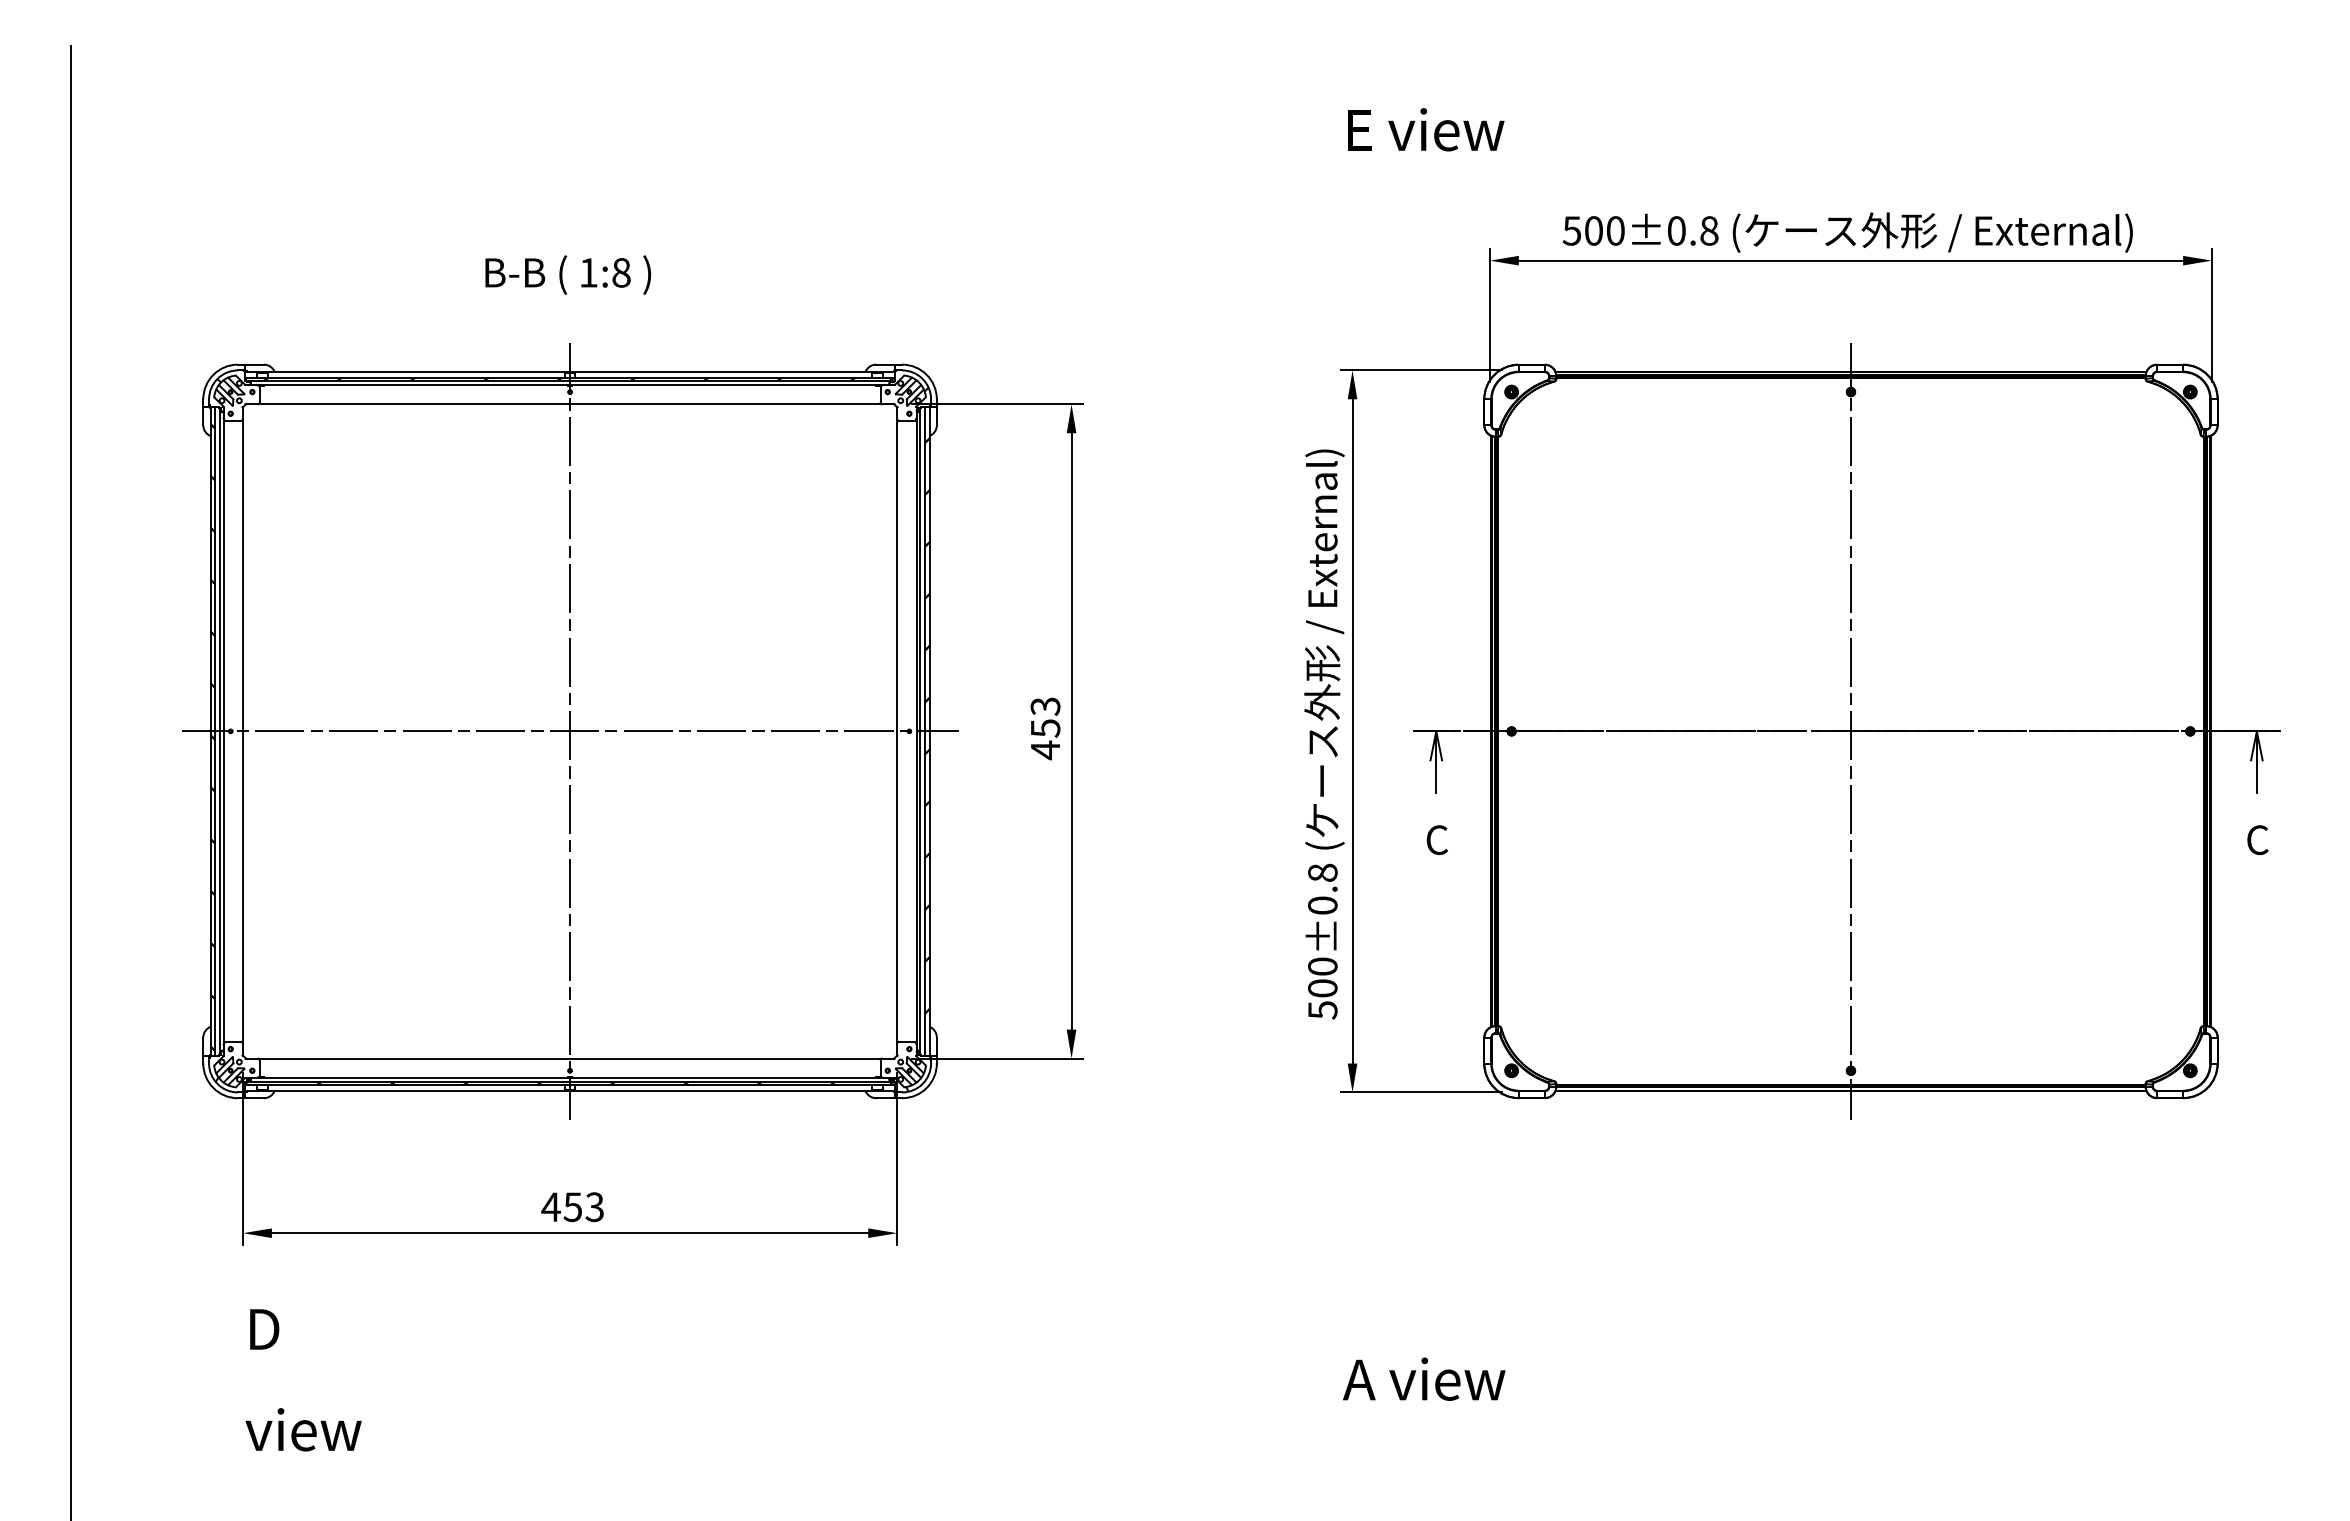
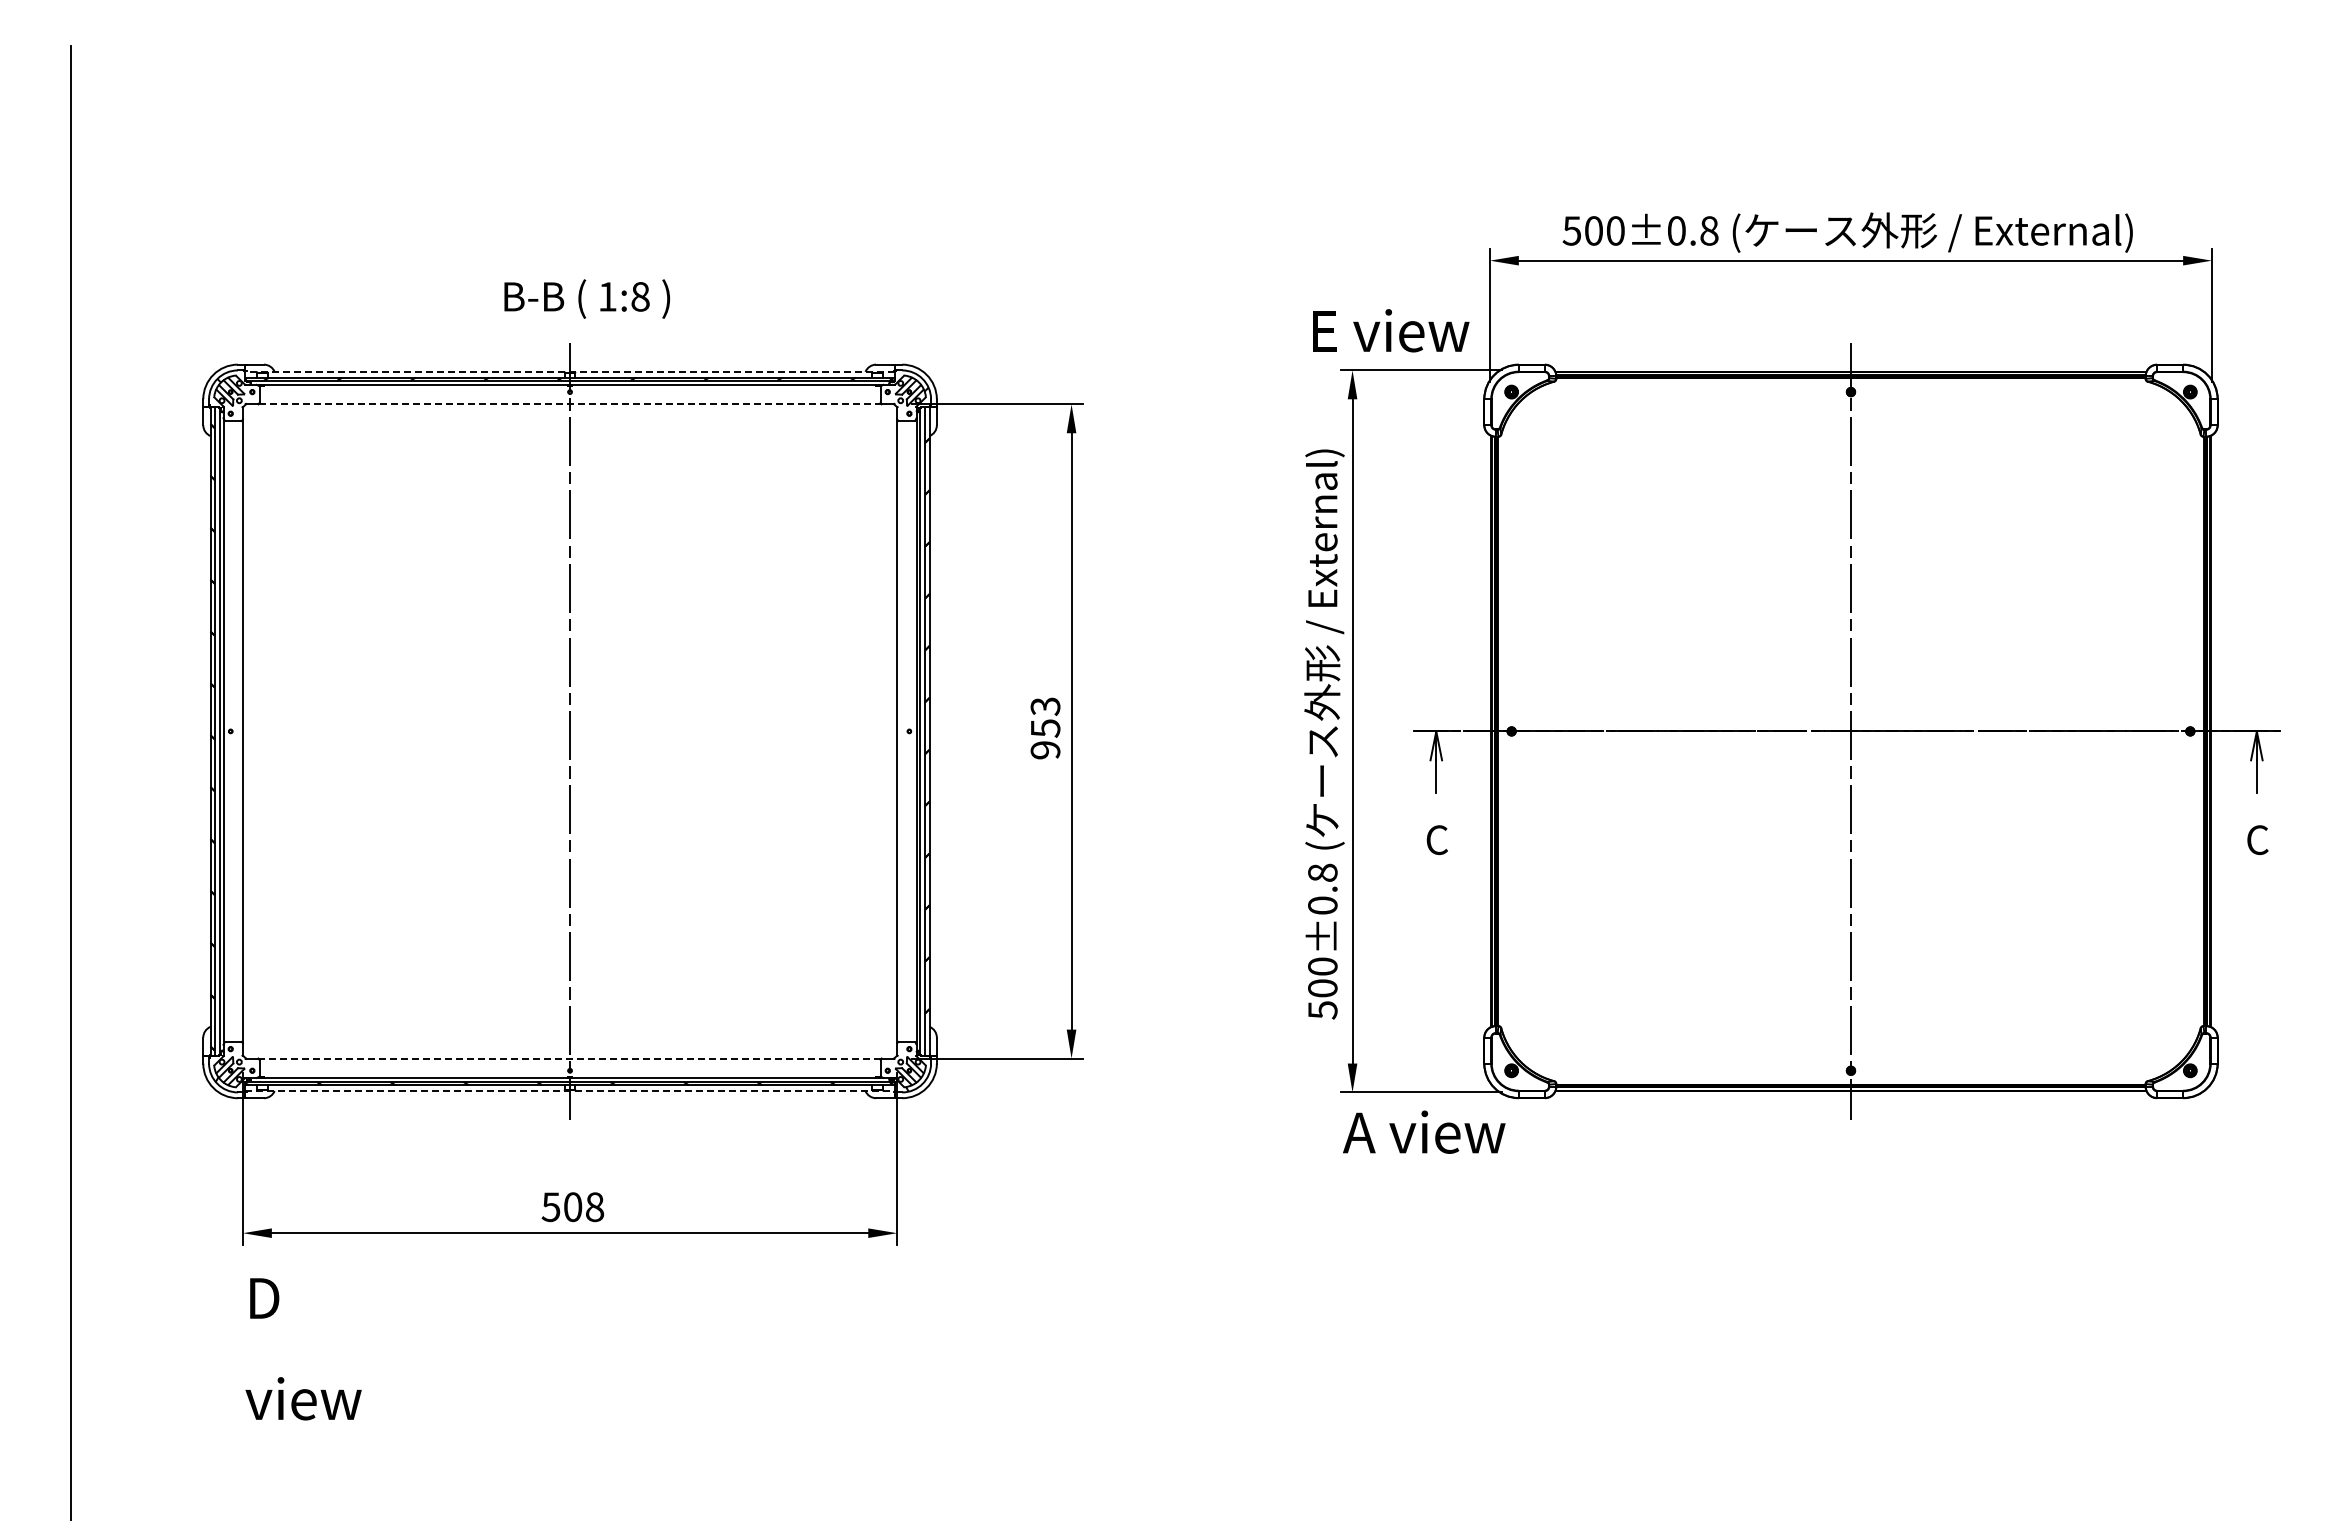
text position: (1426, 129) -> (1391, 330) (1391, 330)
text position: (567, 274) -> (586, 298) (586, 298)
line: solid -> dashed (570, 371)
line: solid -> dashed (569, 404)
line: present -> none (569, 731)
text: 453 -> 953 (1045, 750)
line: solid -> dashed (570, 1058)
line: solid -> dashed (570, 1091)
text: 453 -> 508 (572, 1207)
text position: (1424, 1378) -> (1424, 1131) (1424, 1131)
text position: (303, 1380) -> (303, 1349) (303, 1349)
